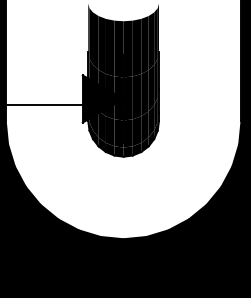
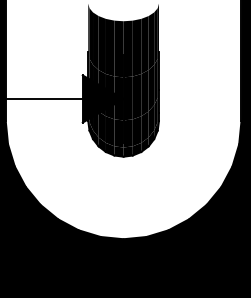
line position: (42, 105) -> (42, 99) (42, 99)
